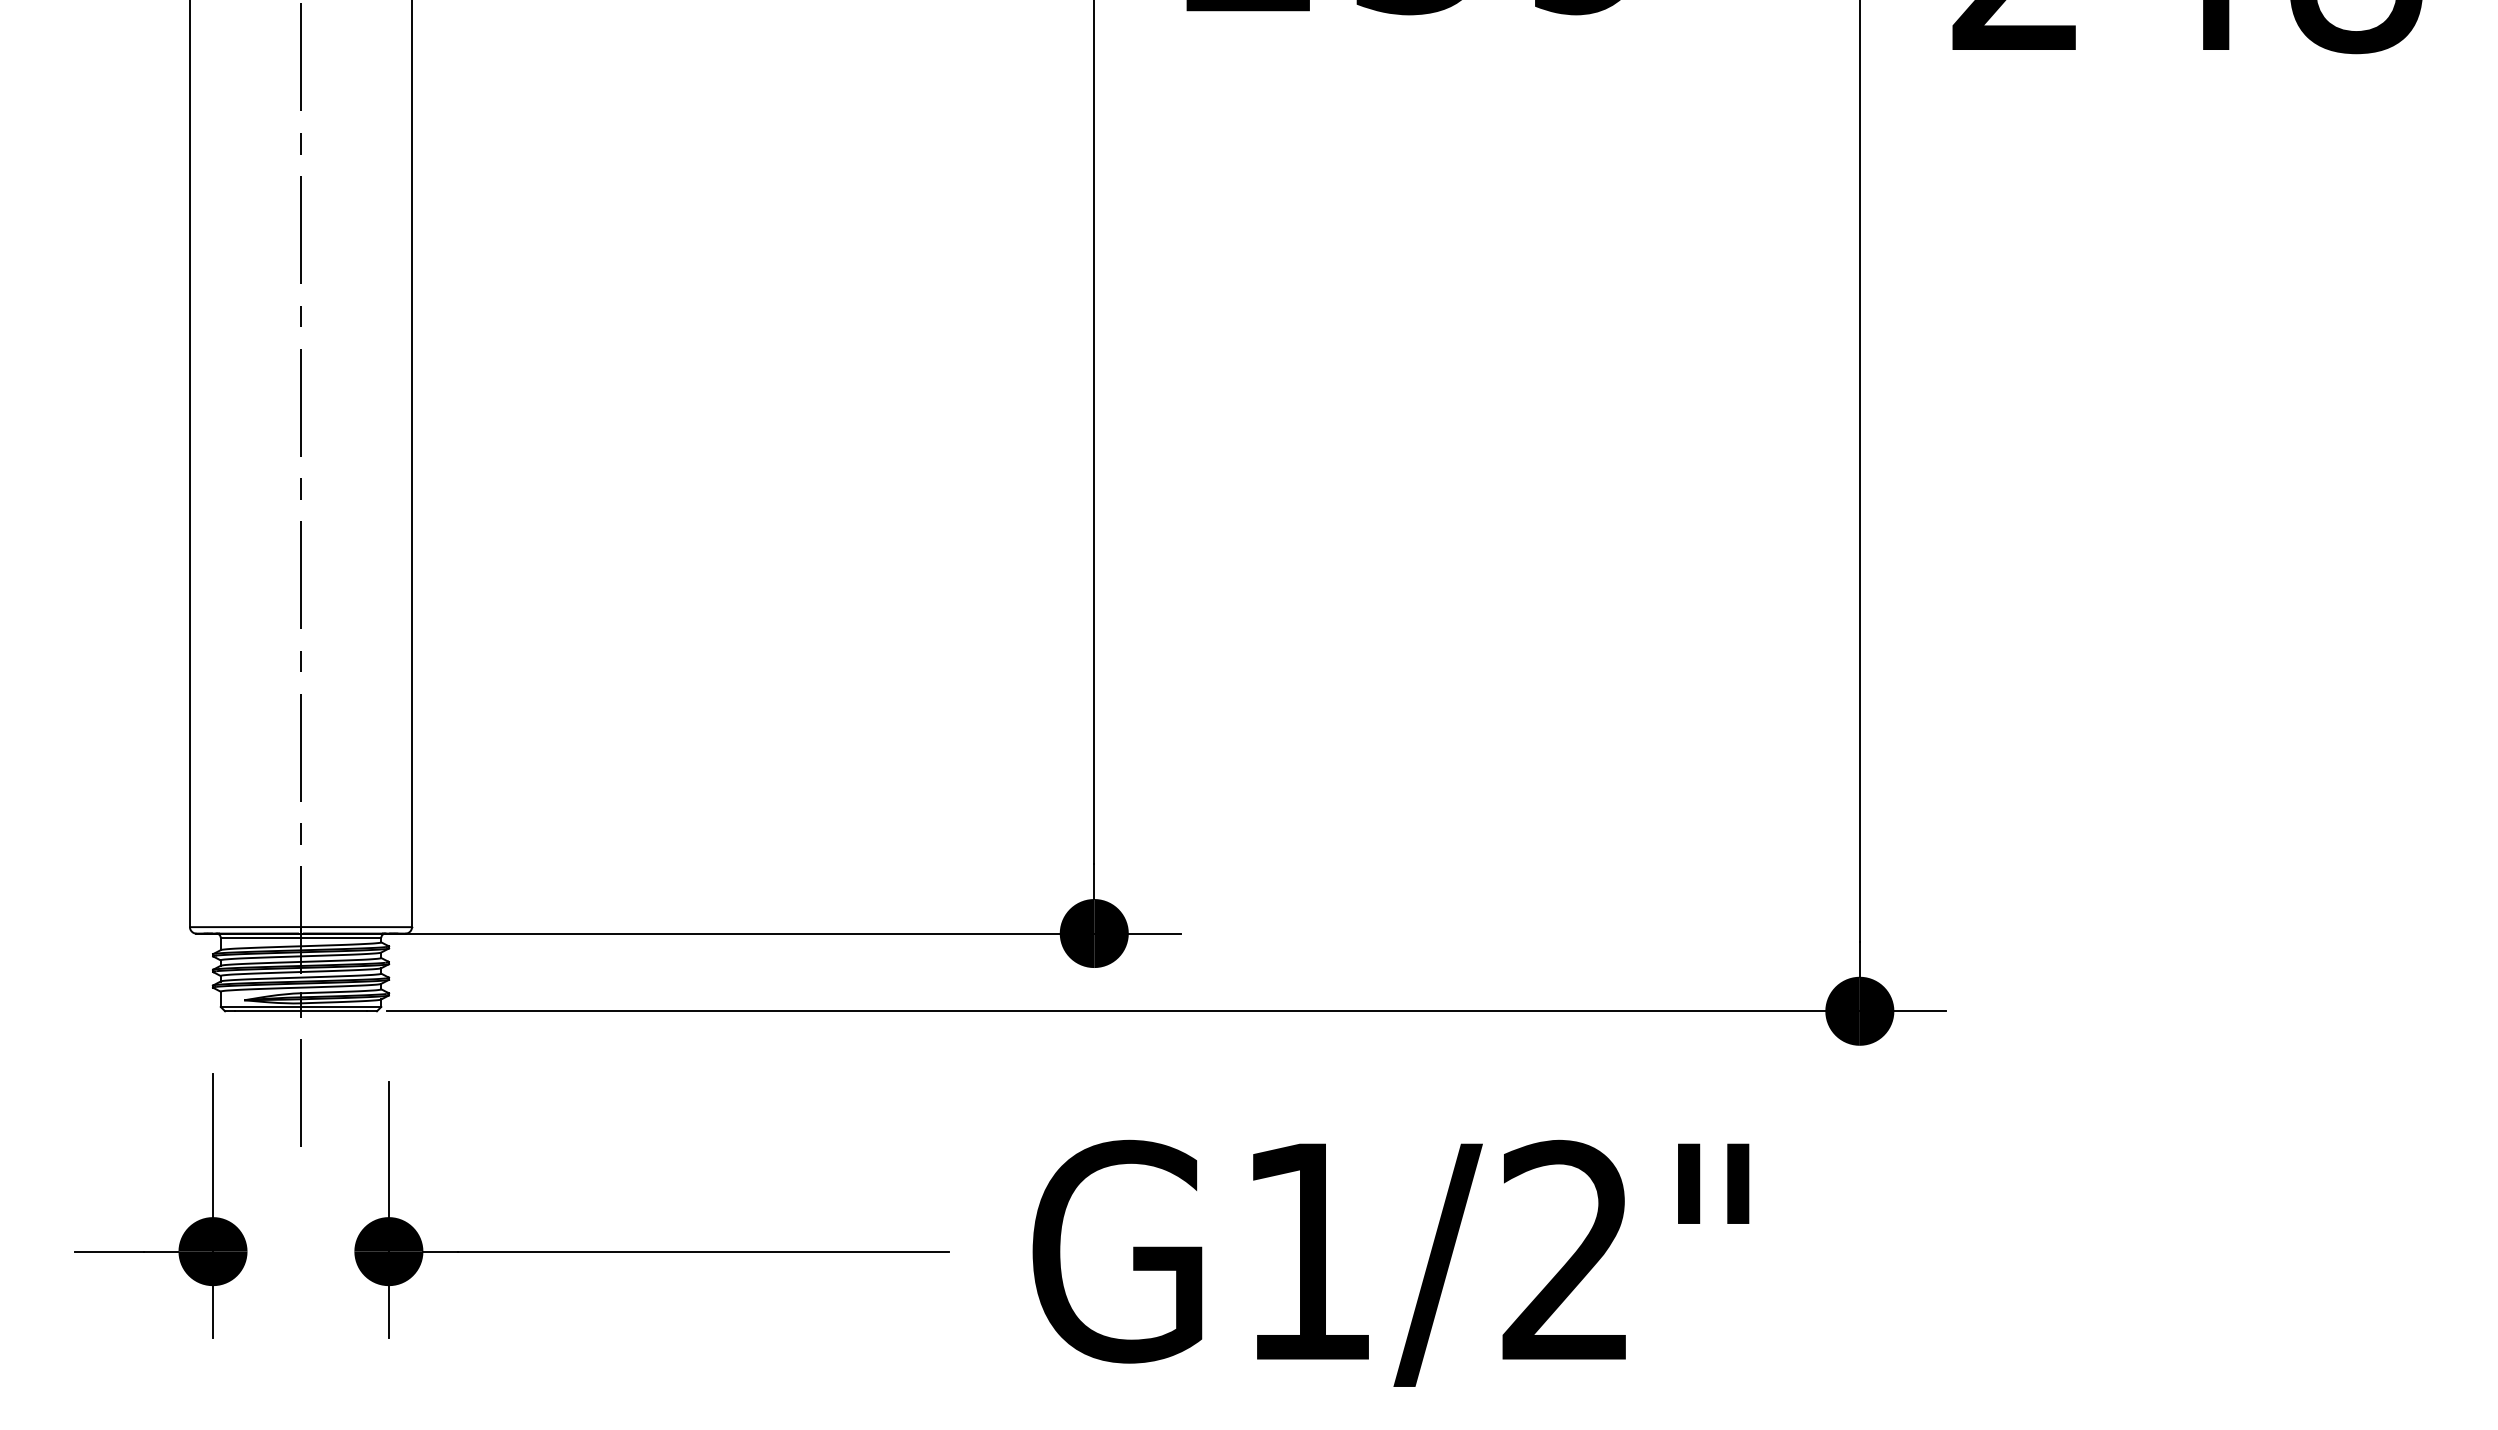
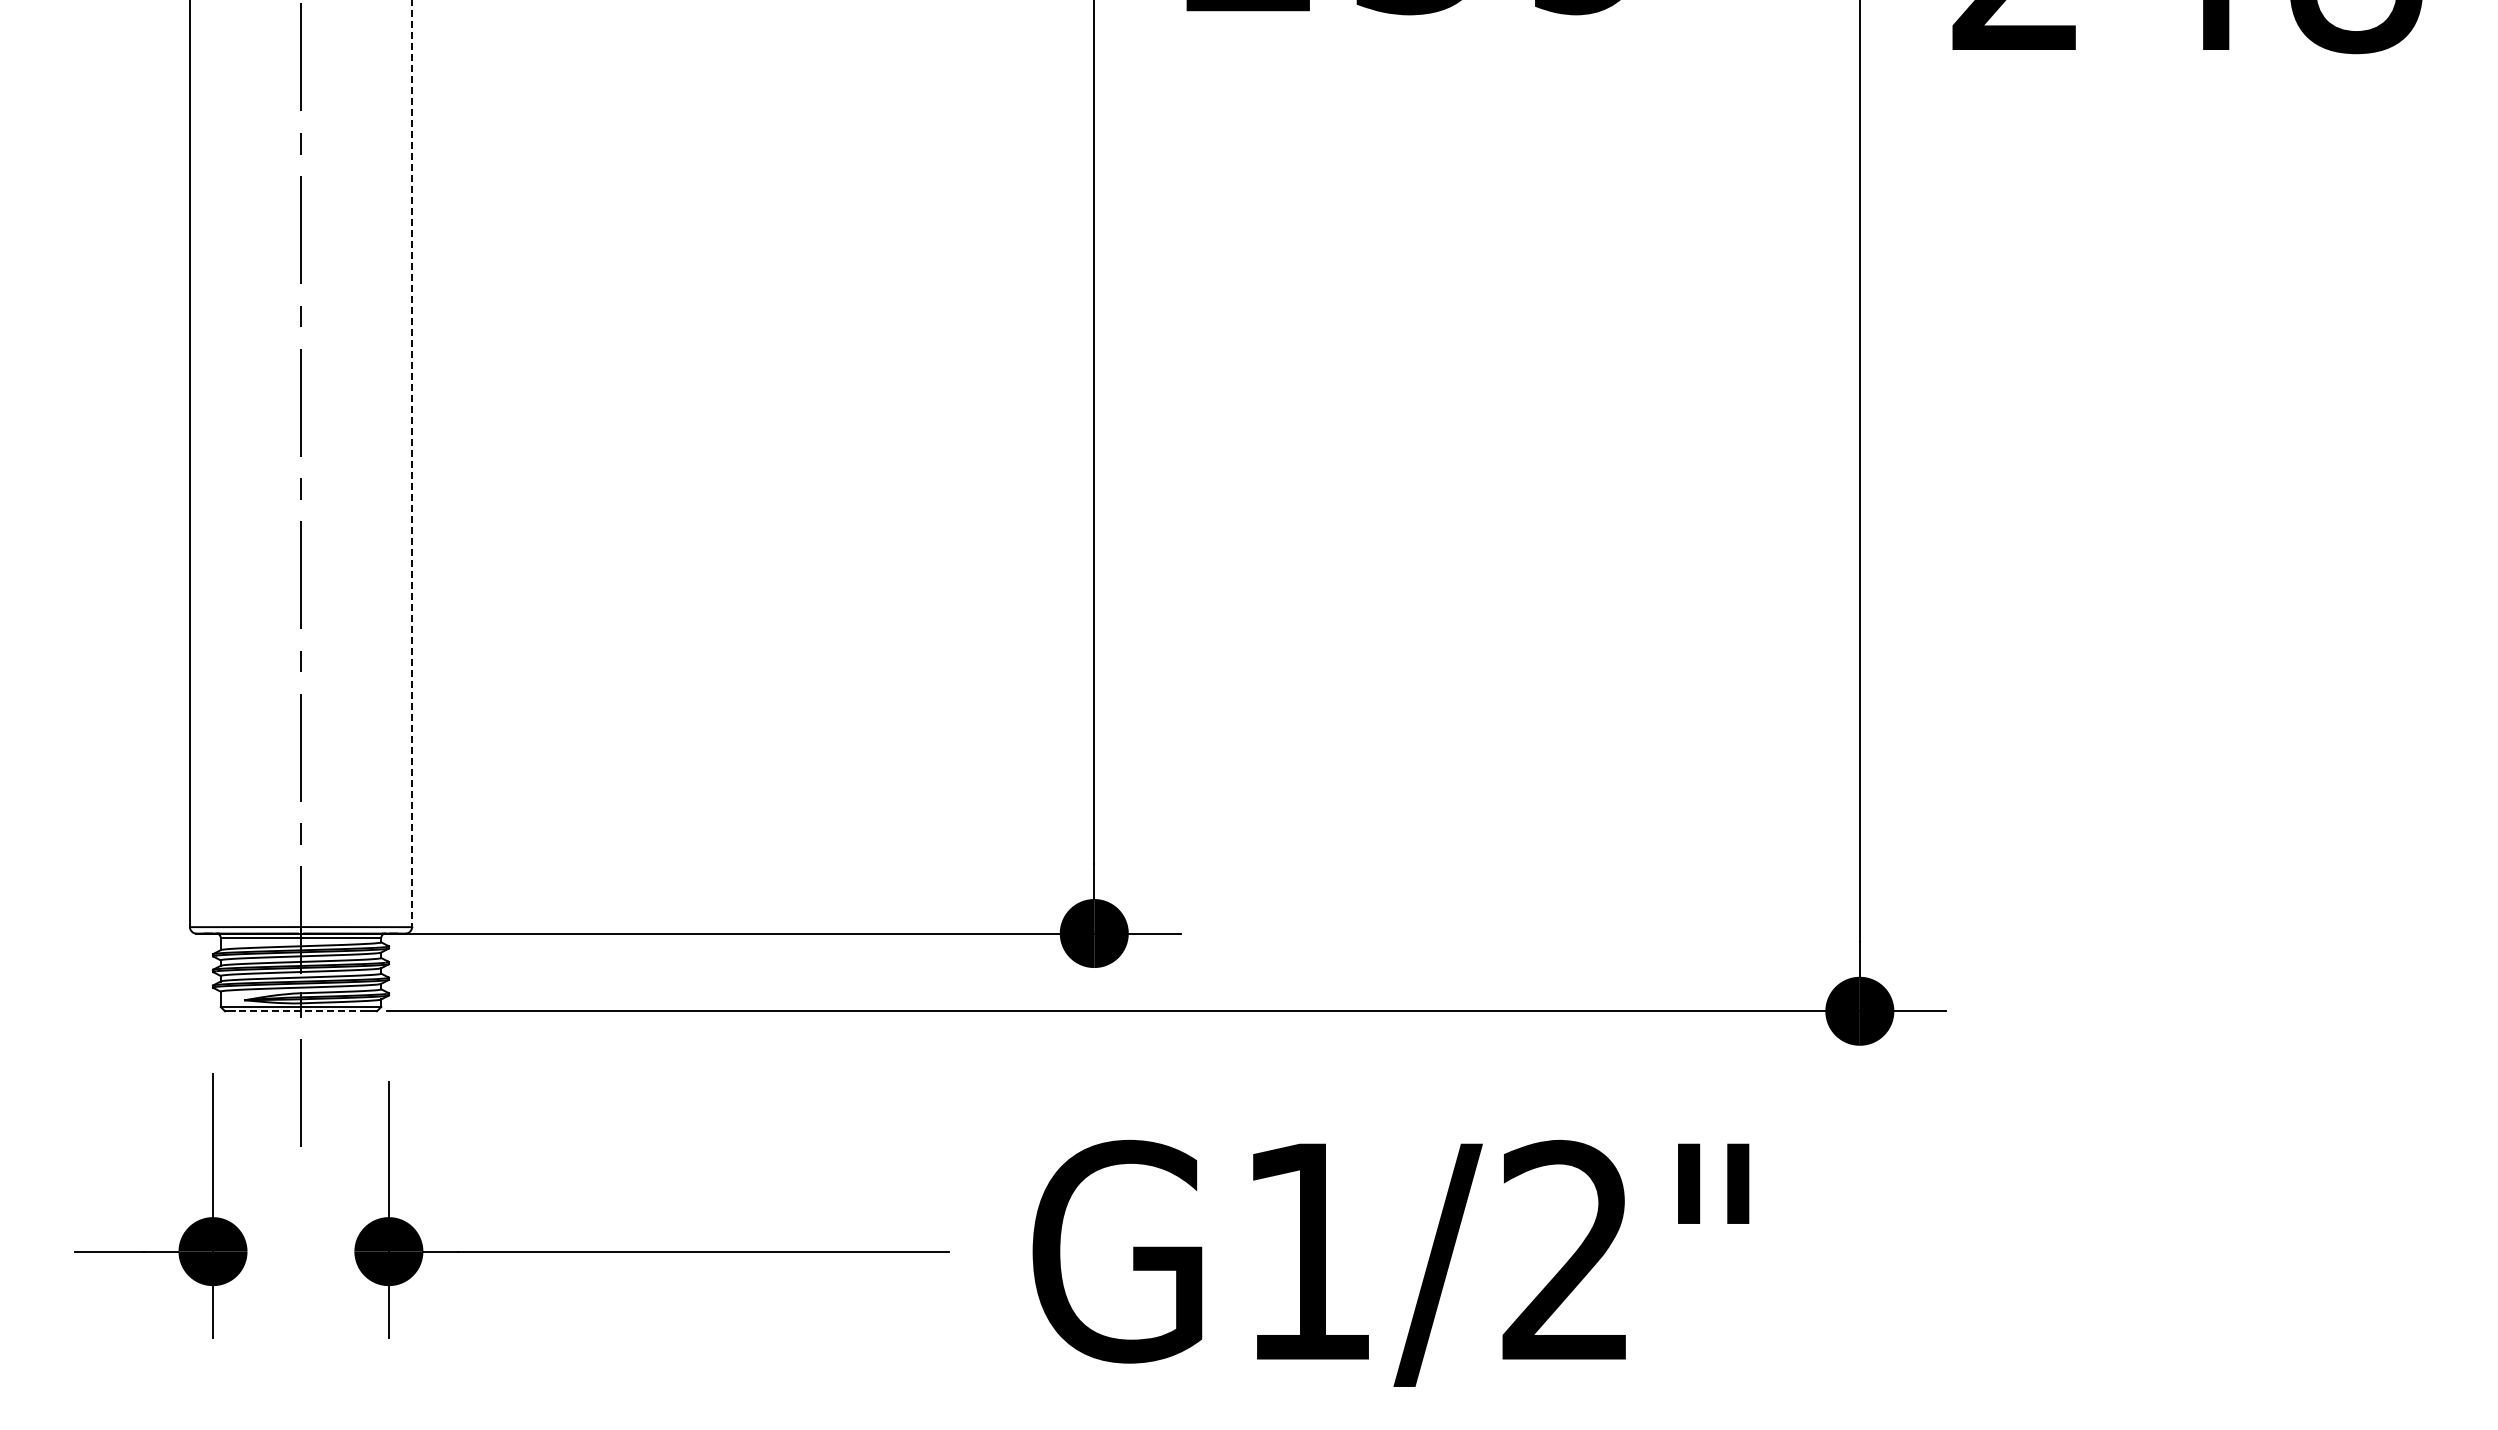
line: solid -> dashed (412, 464)
line: solid -> dashed (300, 1011)
